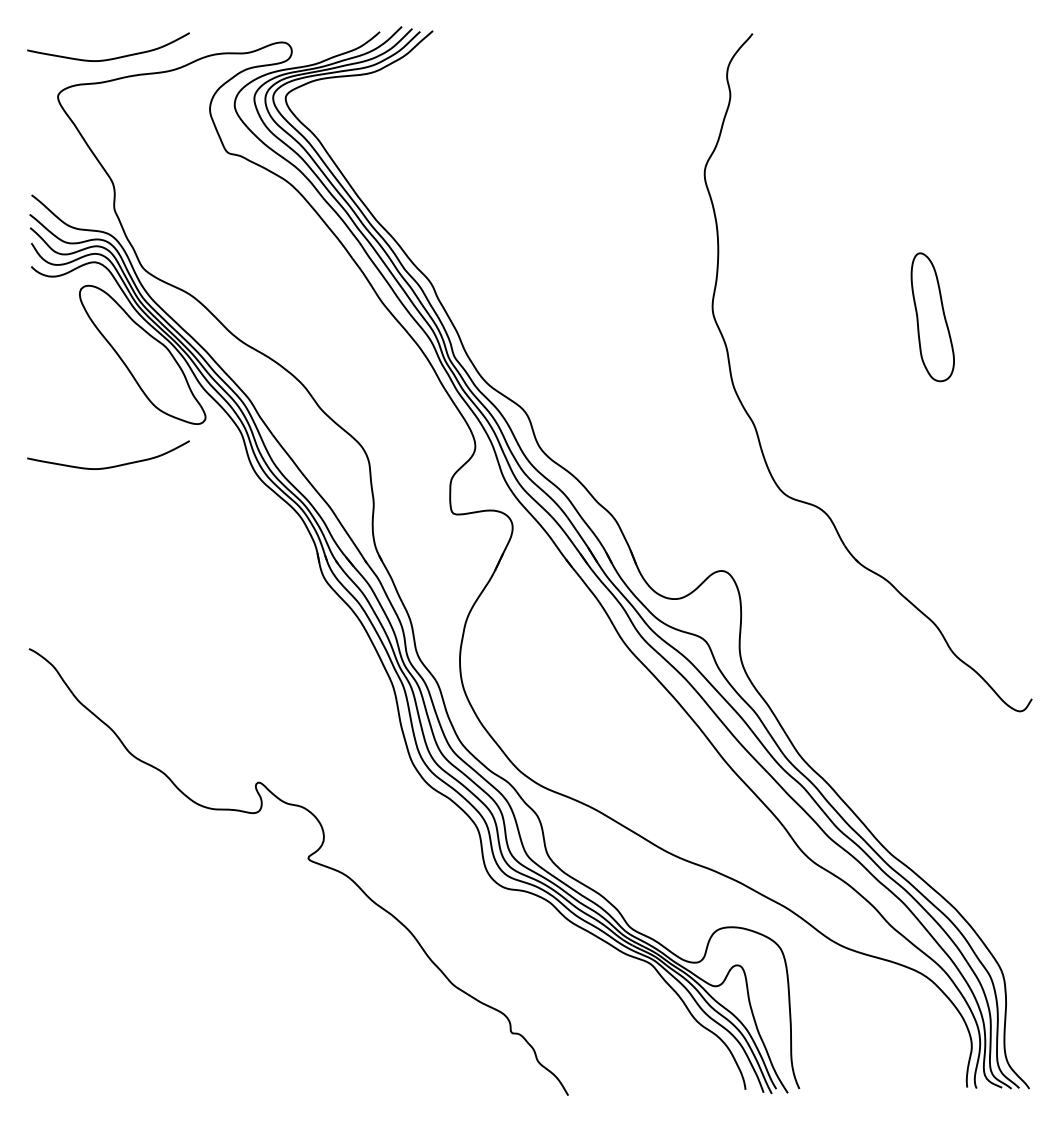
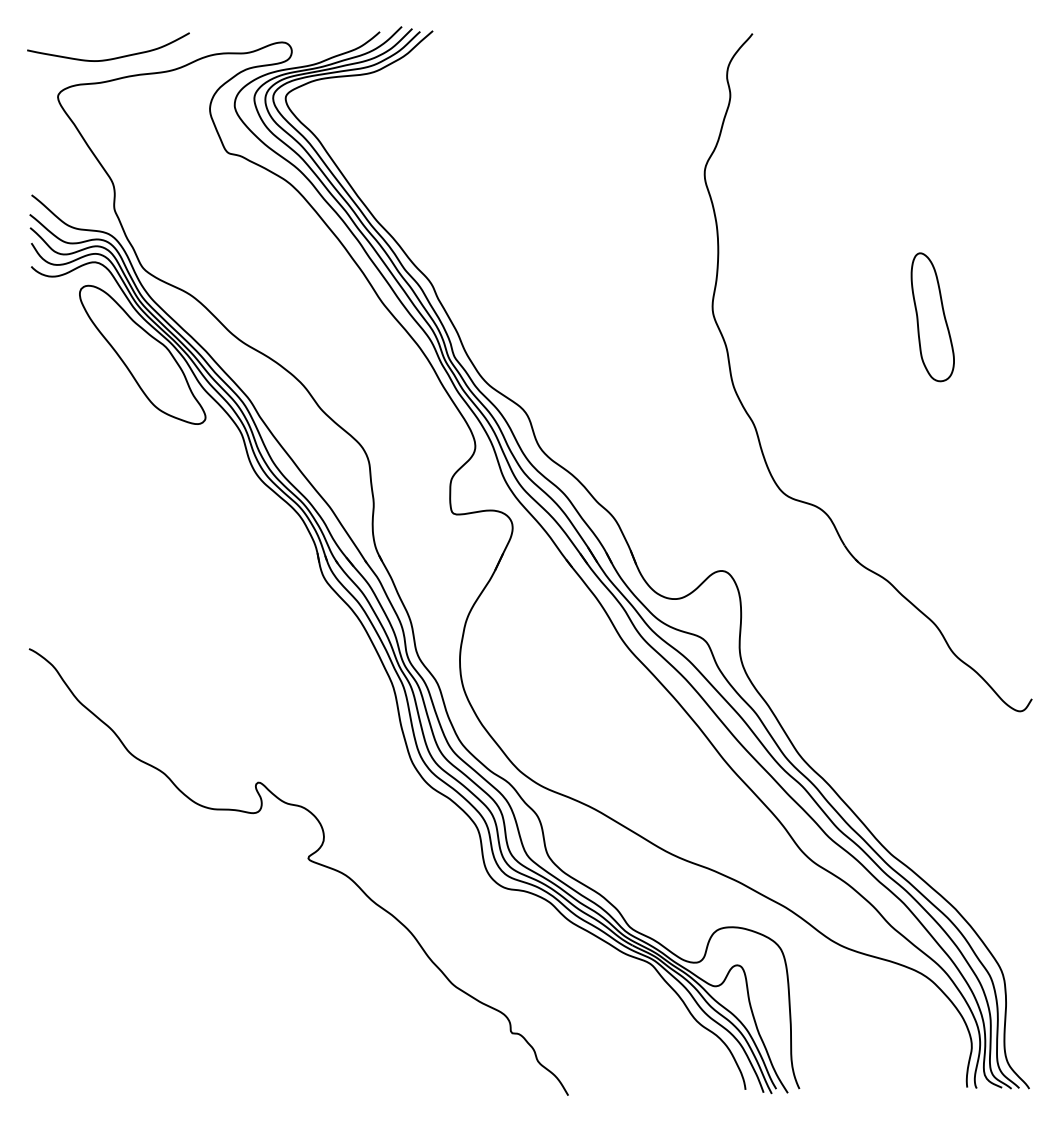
curve: present -> none (108, 466)
